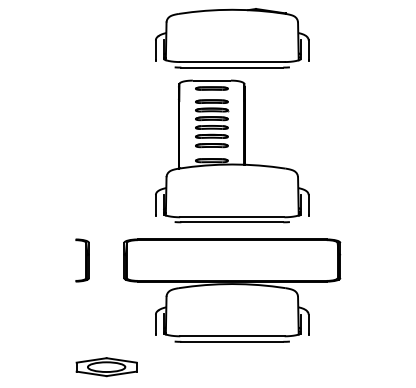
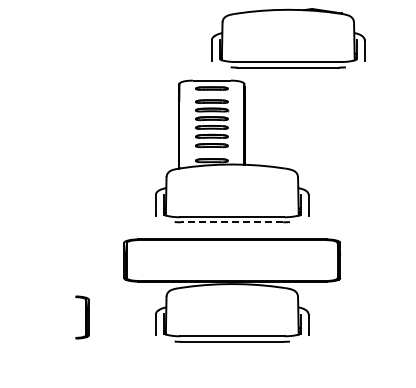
part position: (232, 38) -> (288, 38) (288, 38)
line: solid -> dashed (232, 222)
part position: (82, 260) -> (82, 317) (82, 317)
part: present -> none (106, 367)
